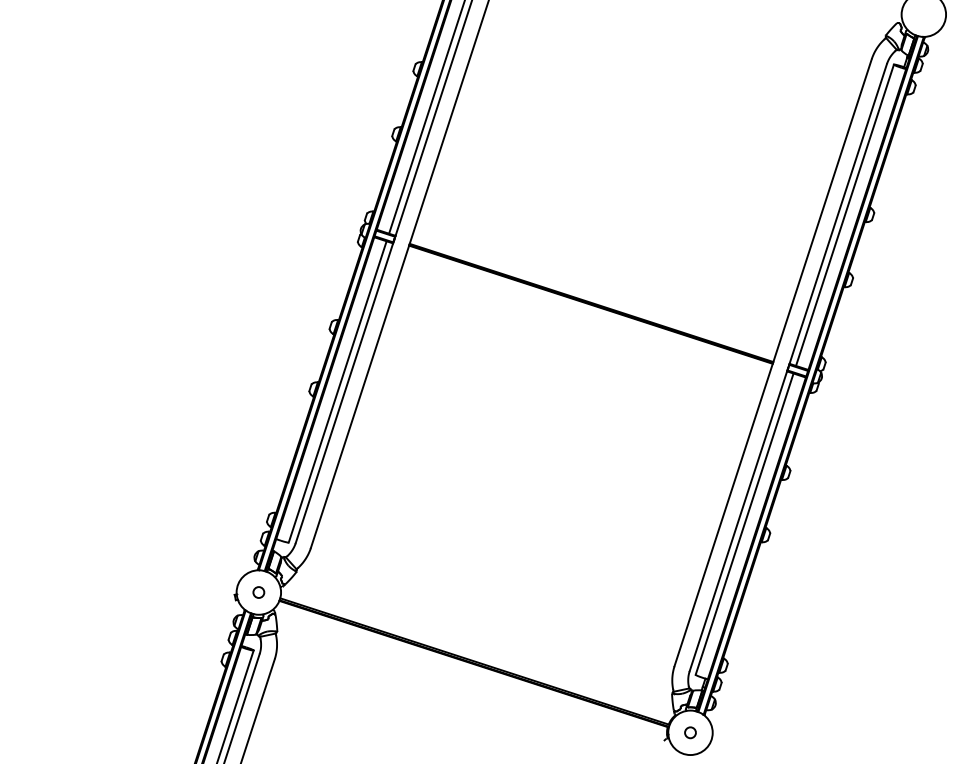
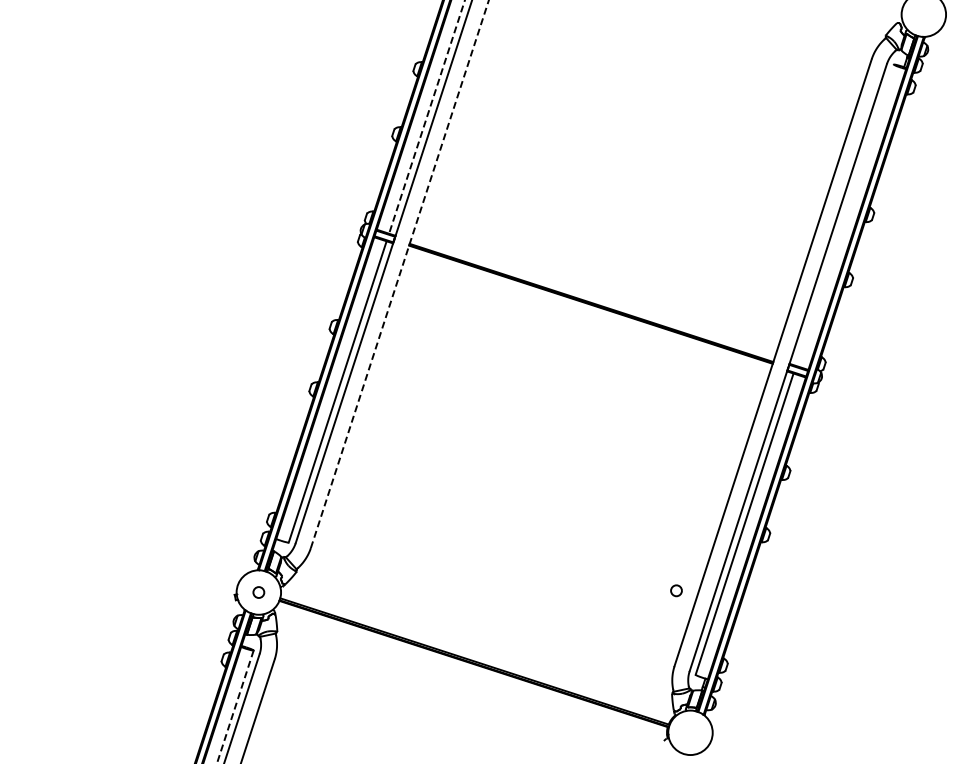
line: solid -> dashed (426, 117)
line: present -> none (844, 214)
line: solid -> dashed (399, 274)
line: solid -> dashed (235, 707)
circle position: (690, 732) -> (676, 590) (676, 590)
